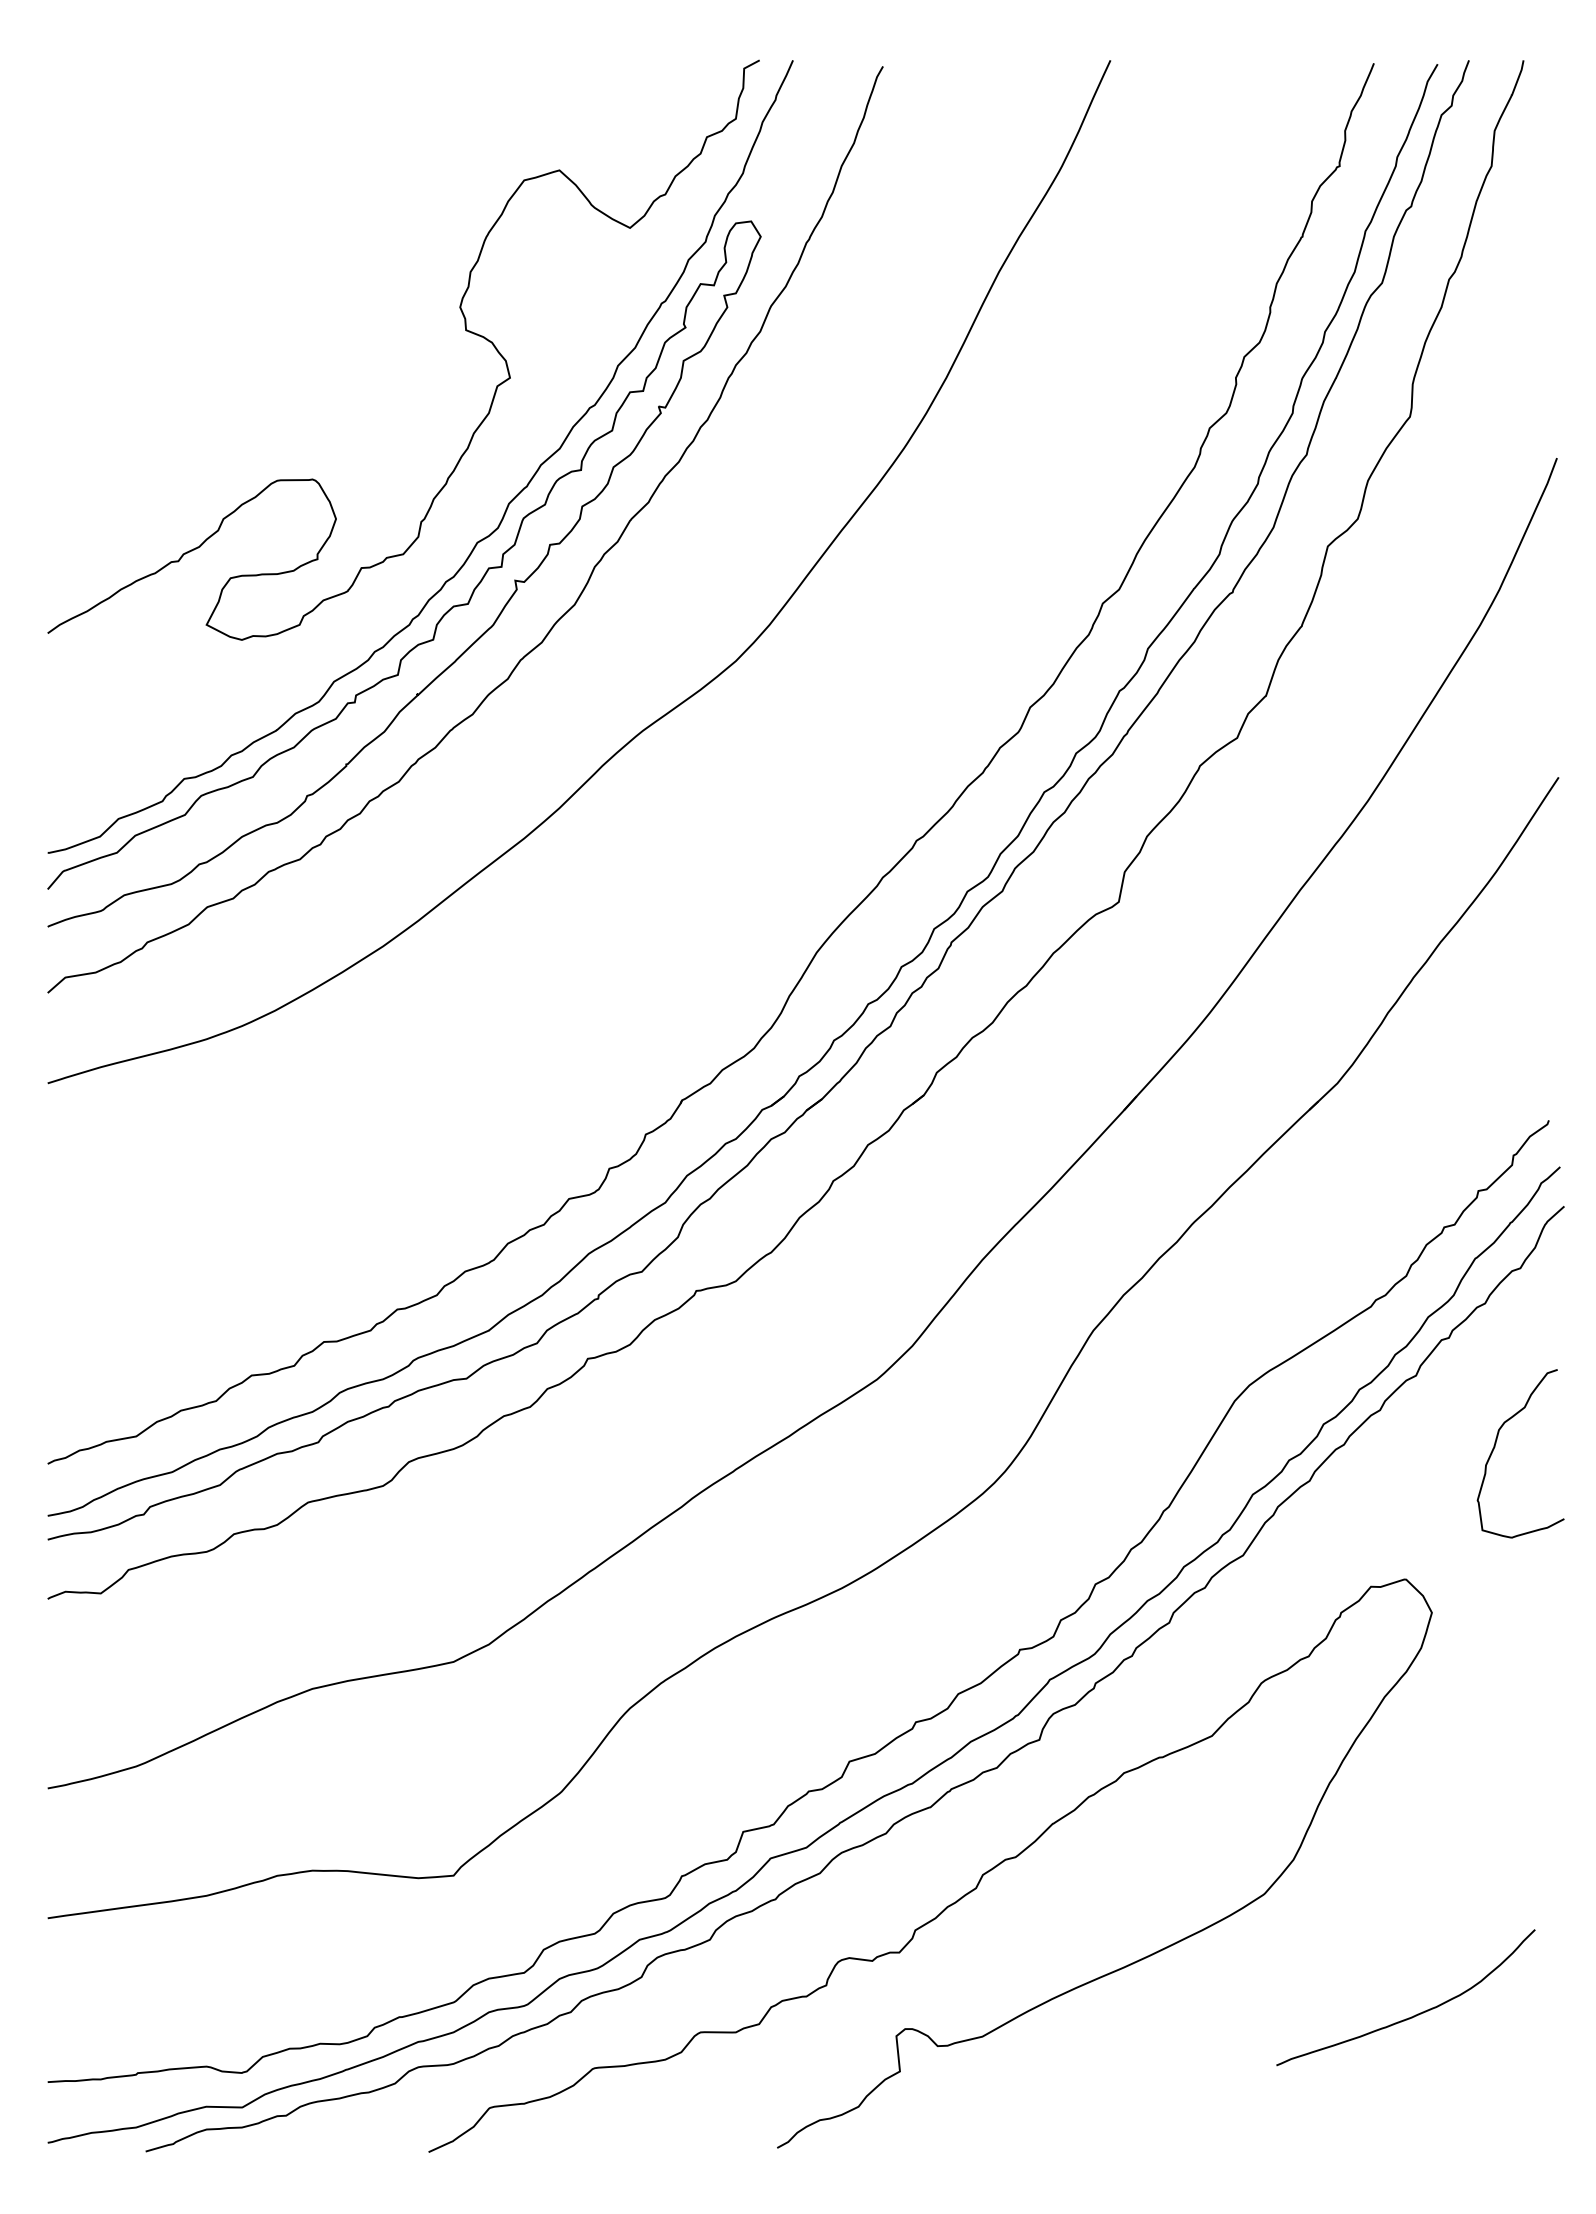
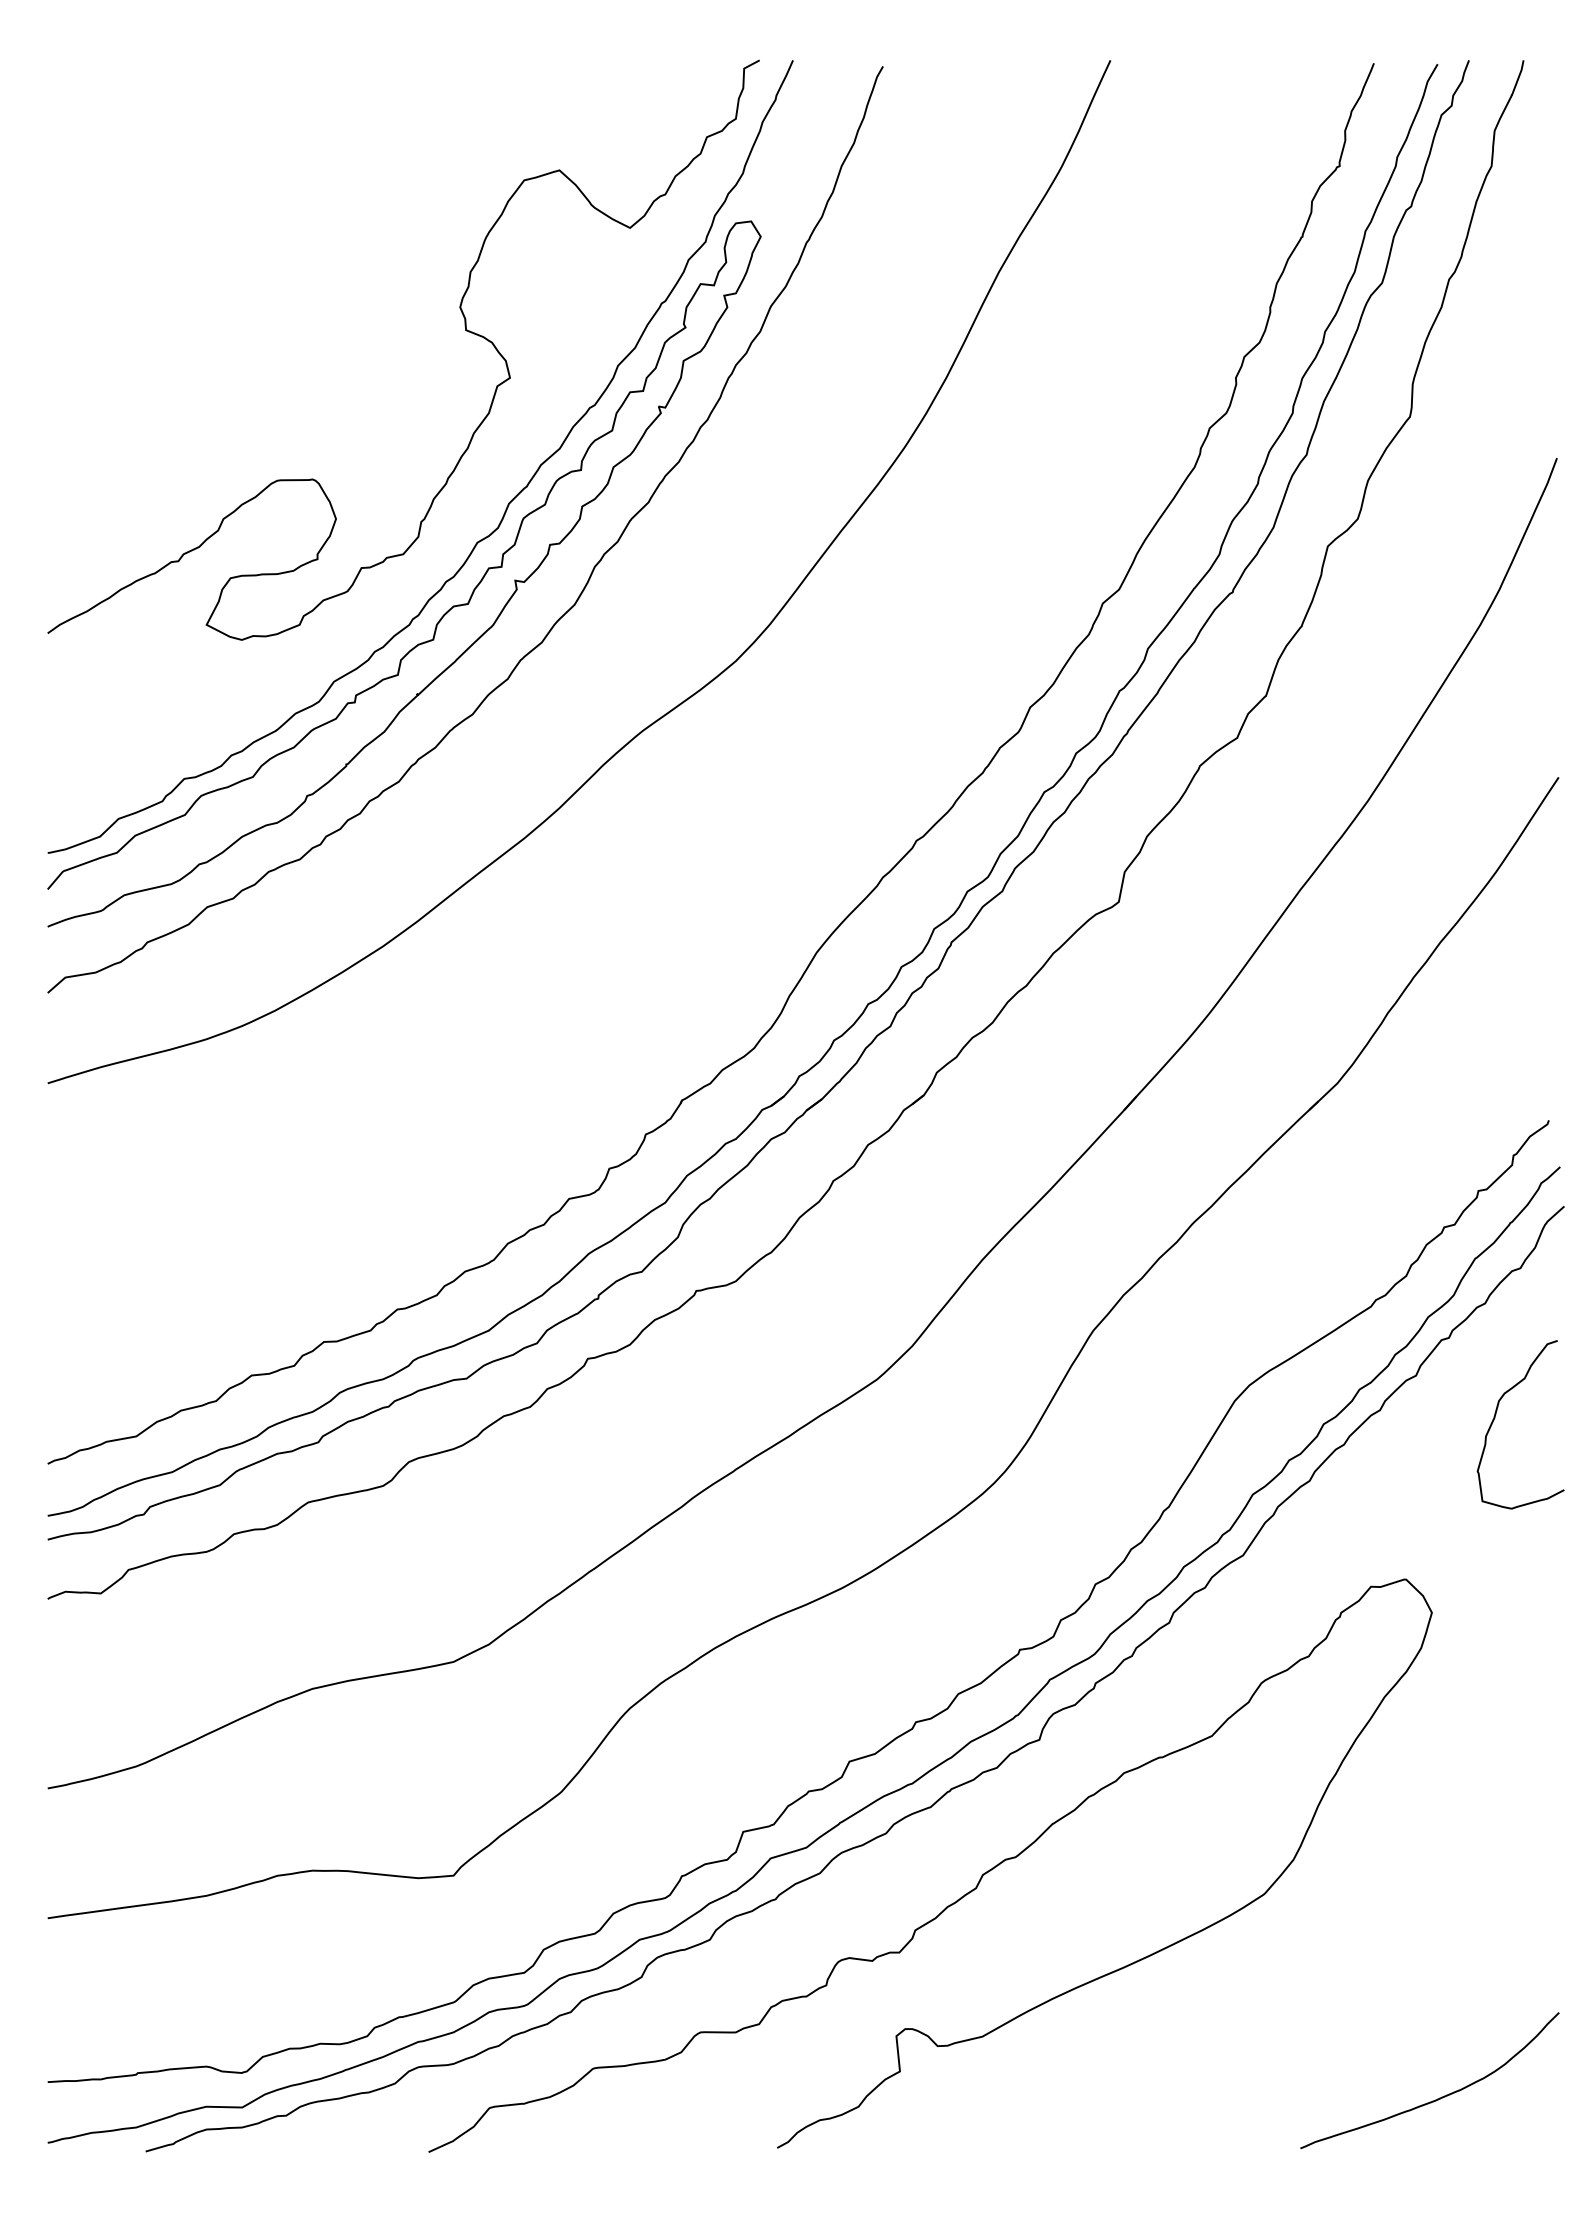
curve position: (1495, 1447) -> (1495, 1418) (1495, 1418)
curve position: (1413, 2015) -> (1437, 2098) (1437, 2098)
